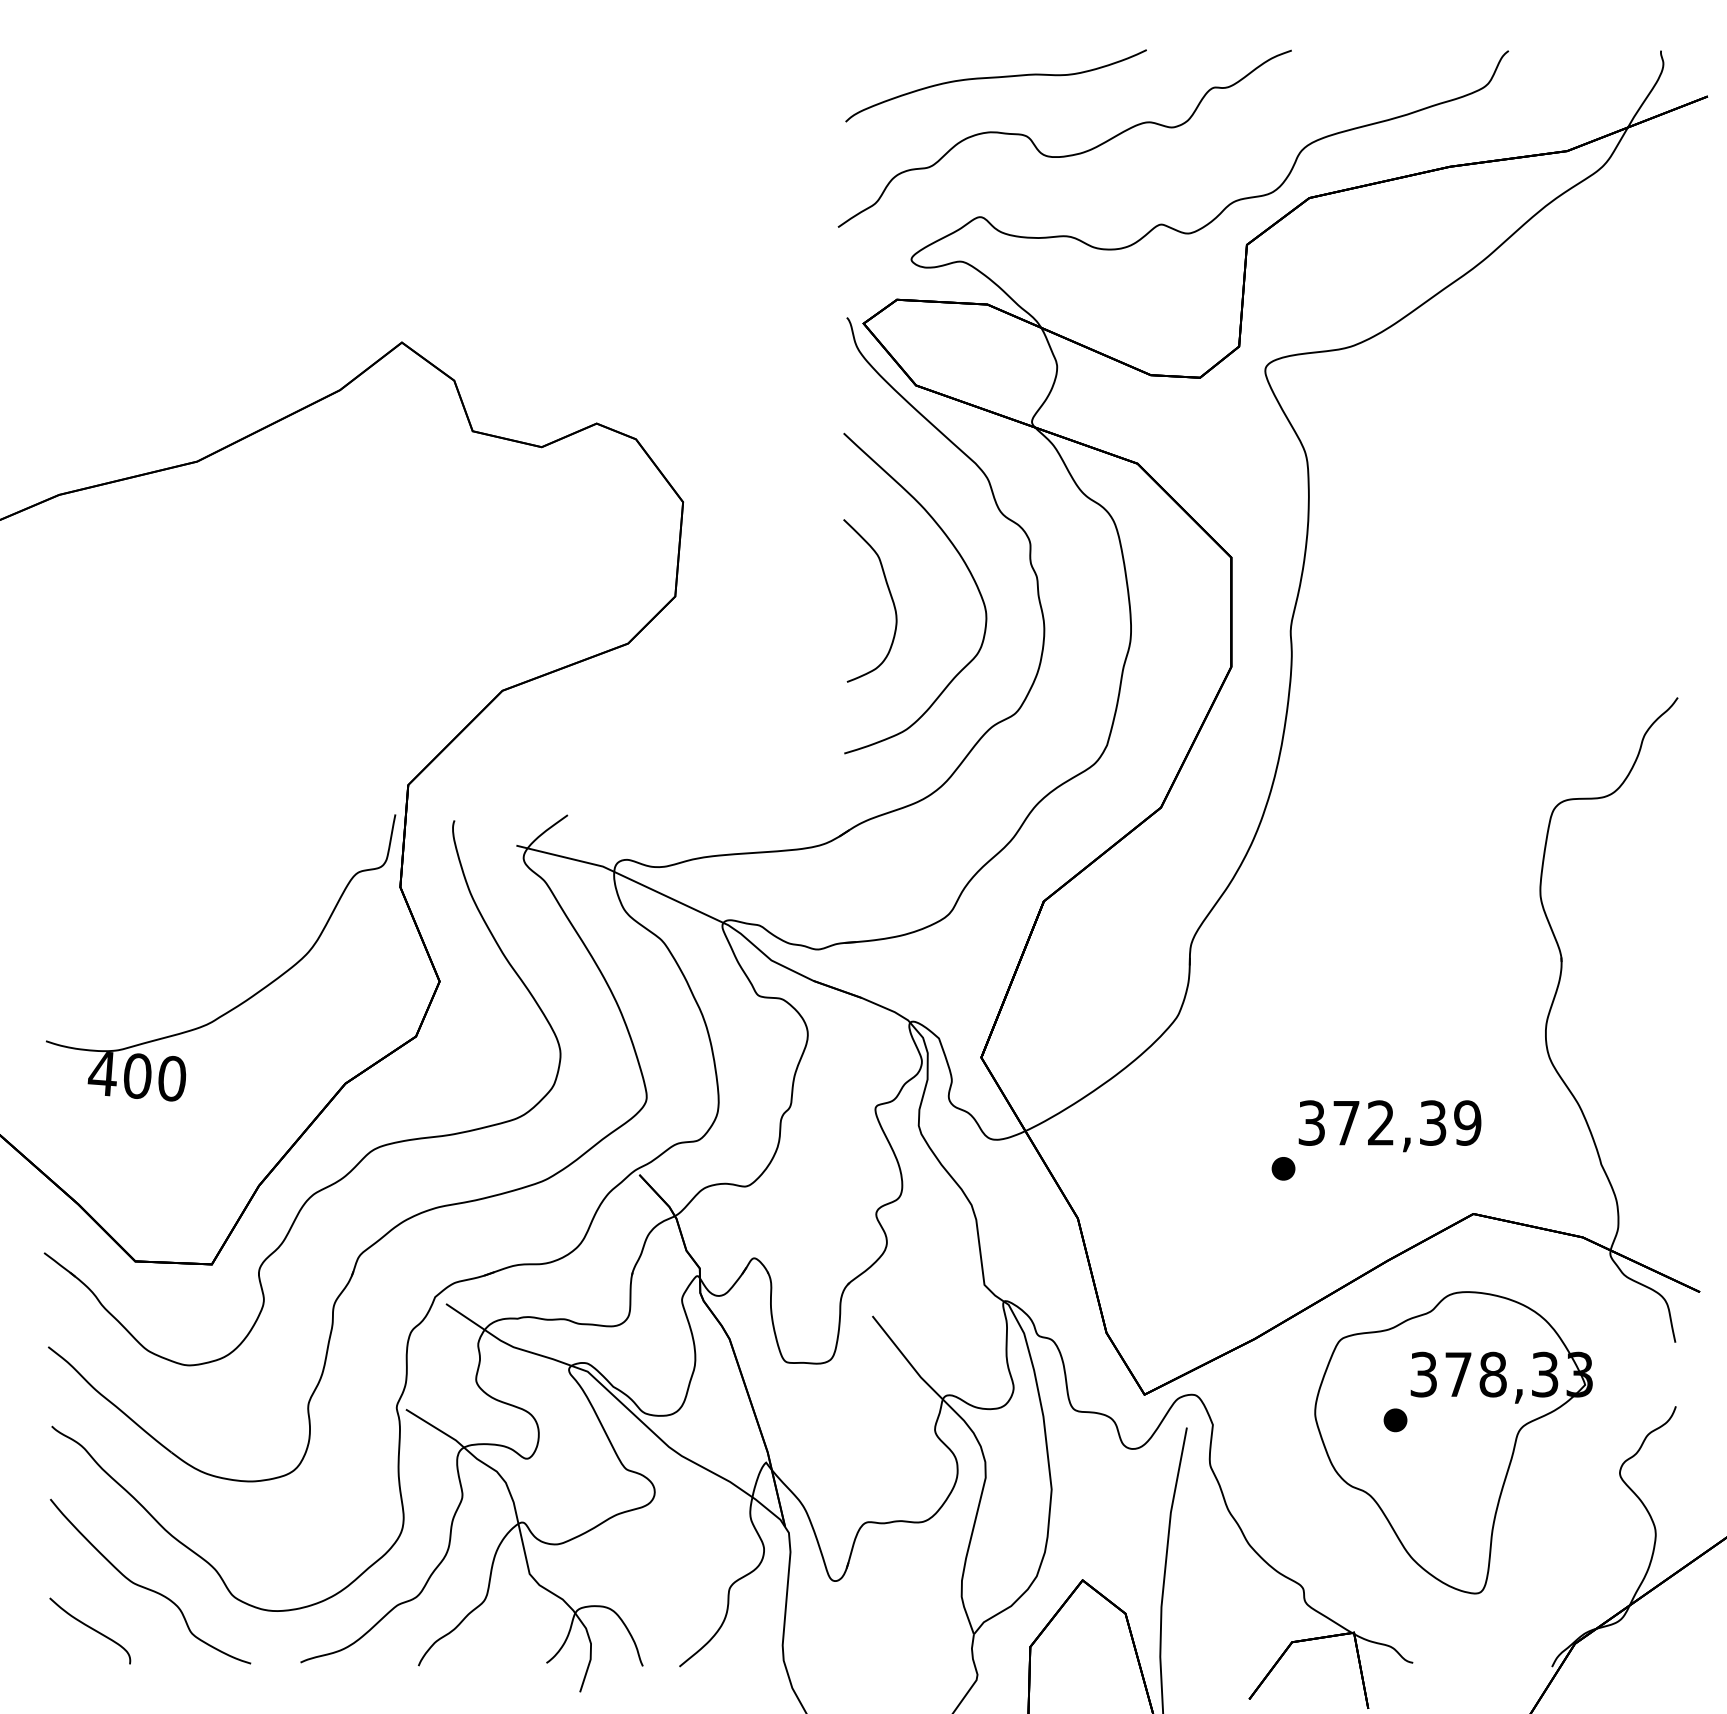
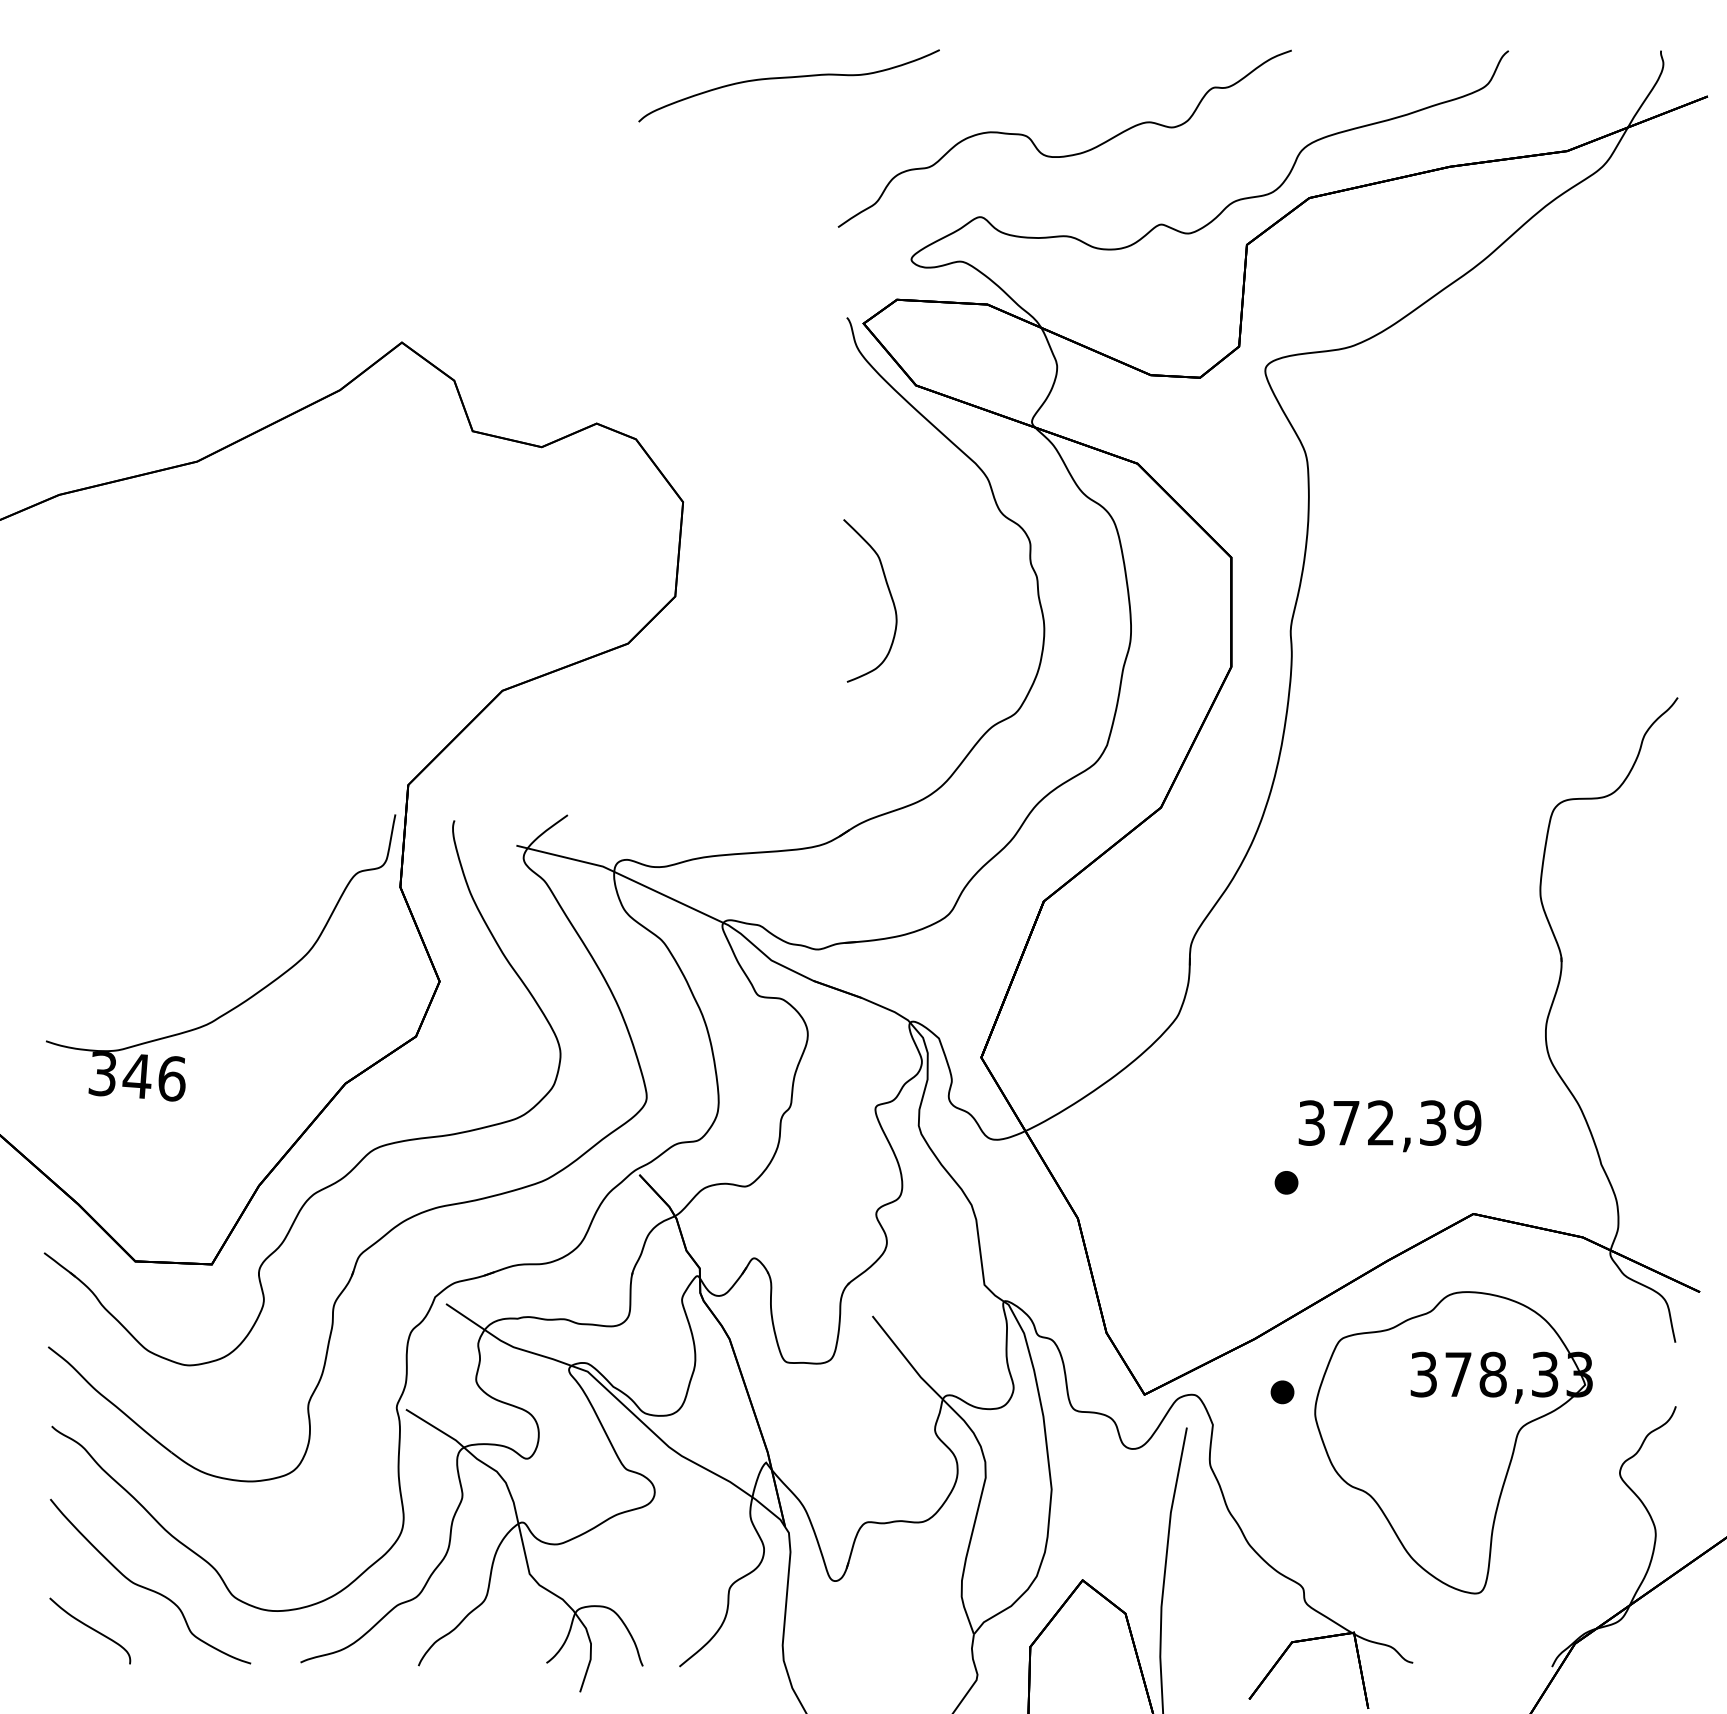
curve position: (995, 78) -> (788, 78) (788, 78)
curve: present -> none (964, 564)
text: 400 -> 346 (136, 1076)
part position: (1283, 1168) -> (1286, 1182) (1286, 1182)
part position: (1395, 1420) -> (1282, 1392) (1282, 1392)
